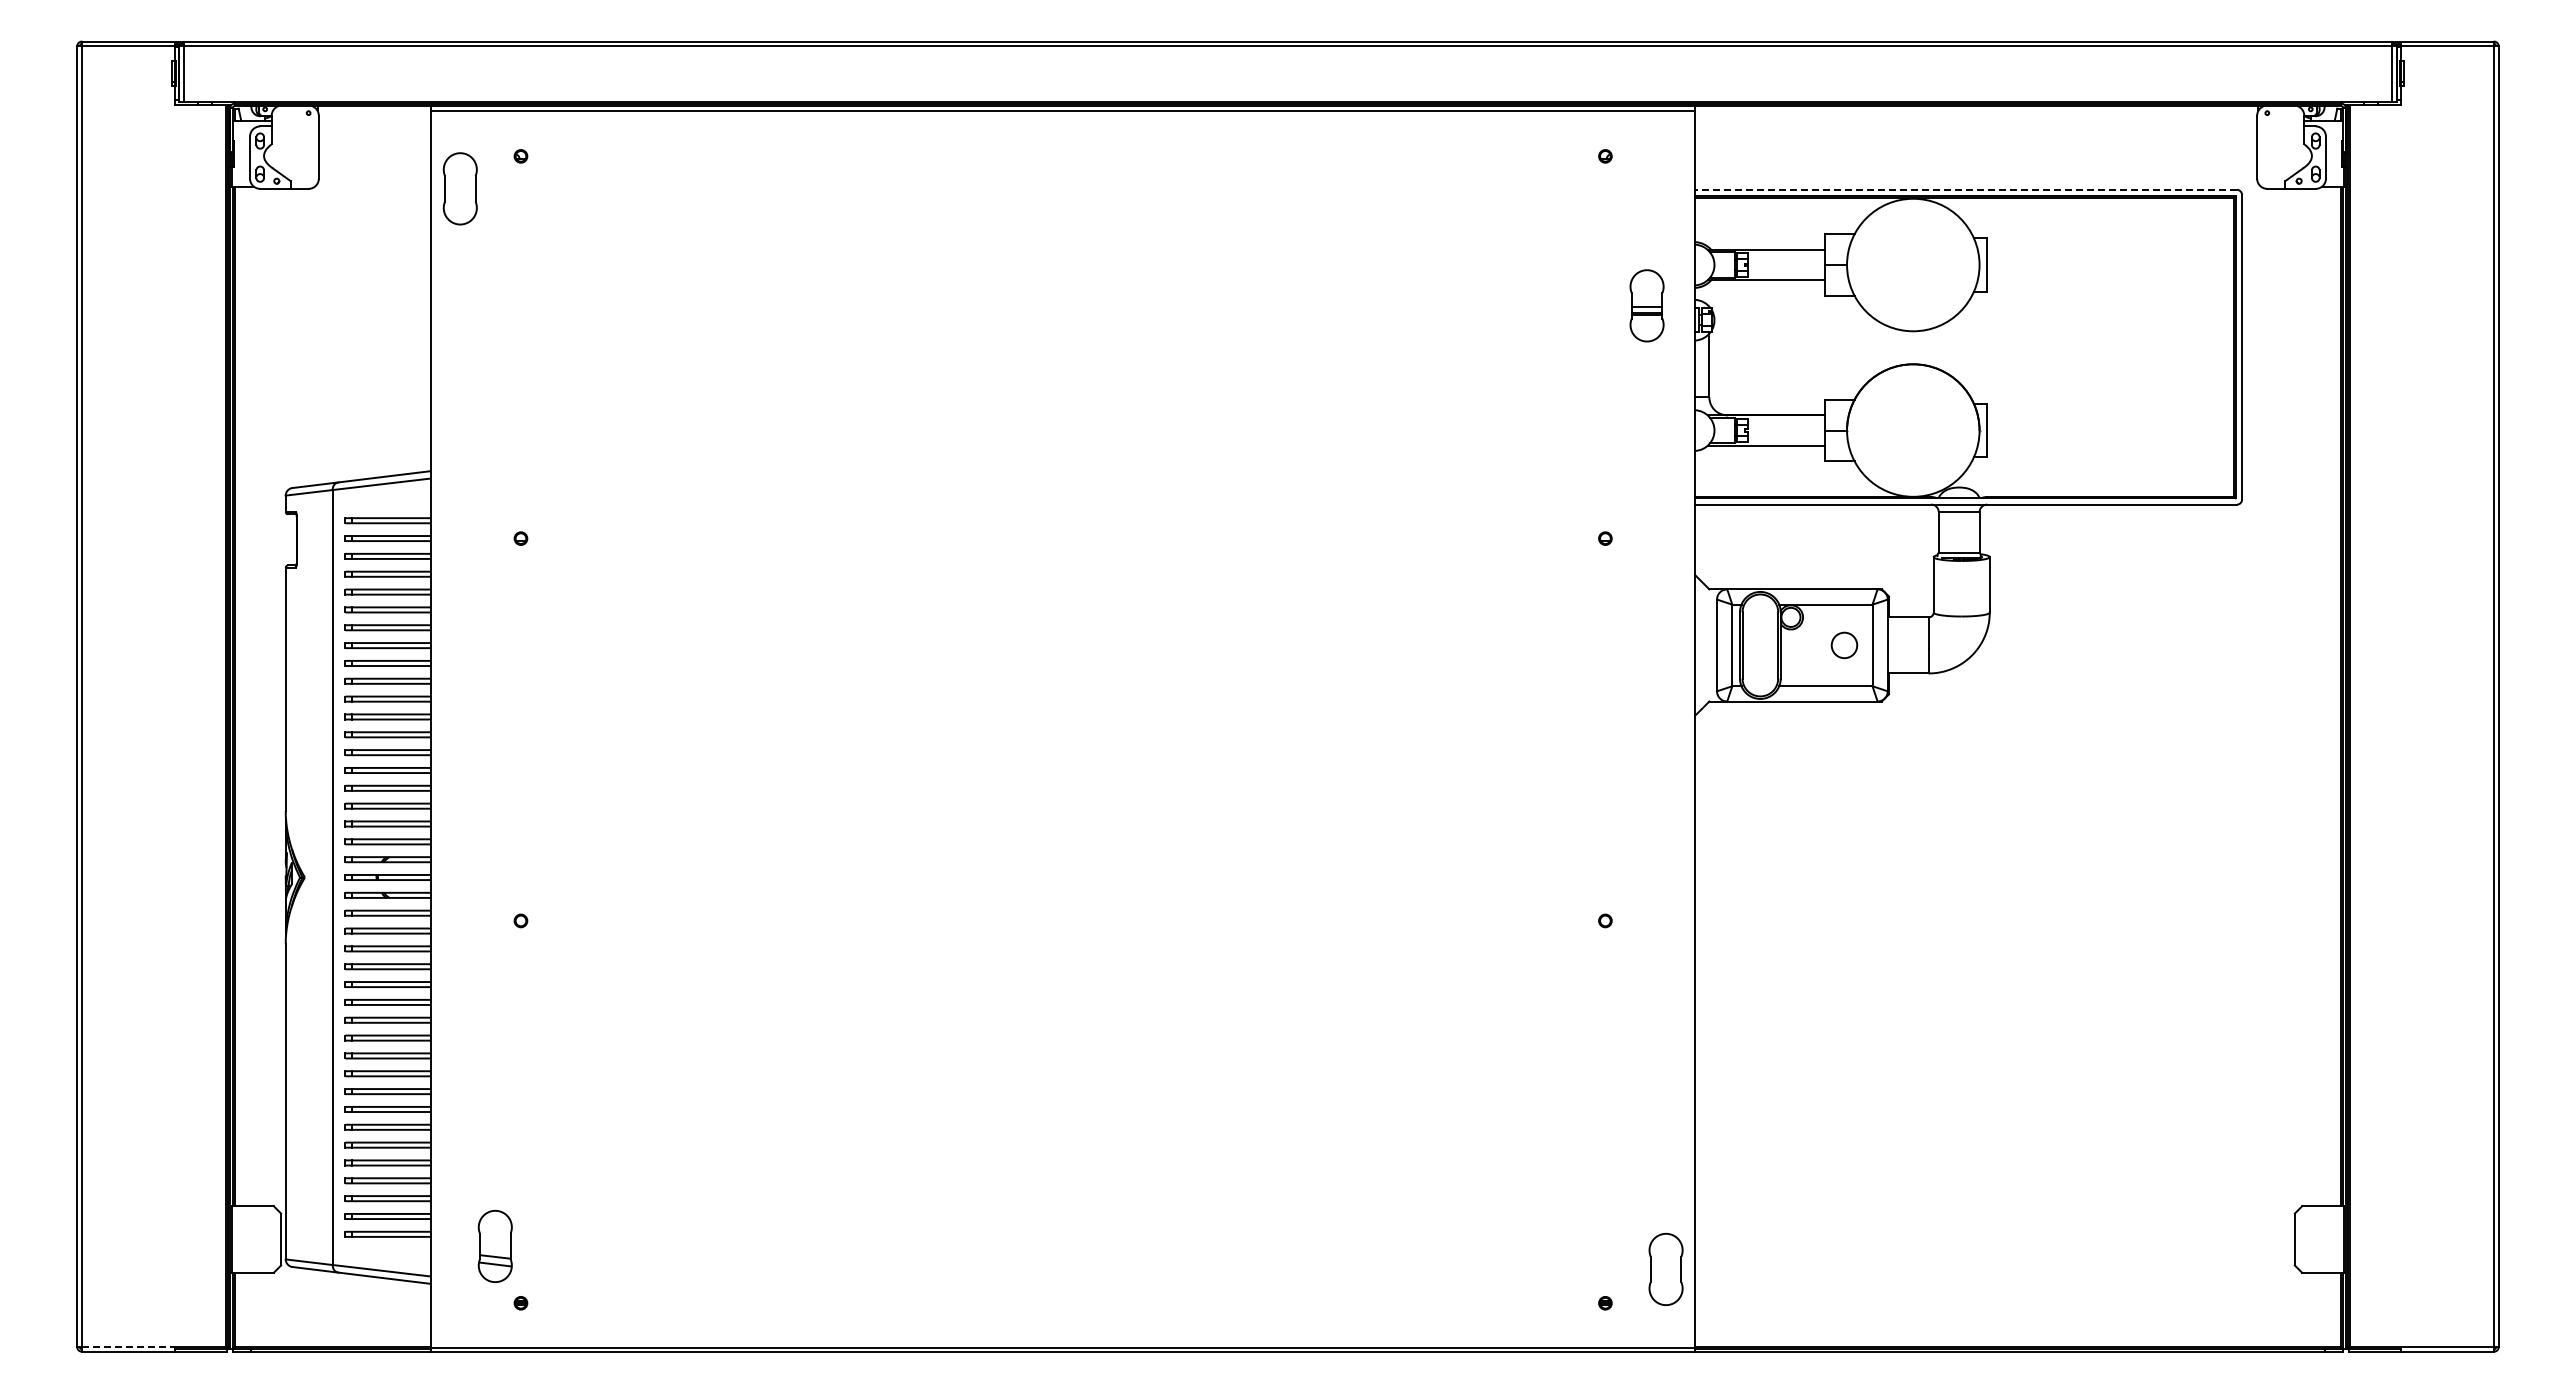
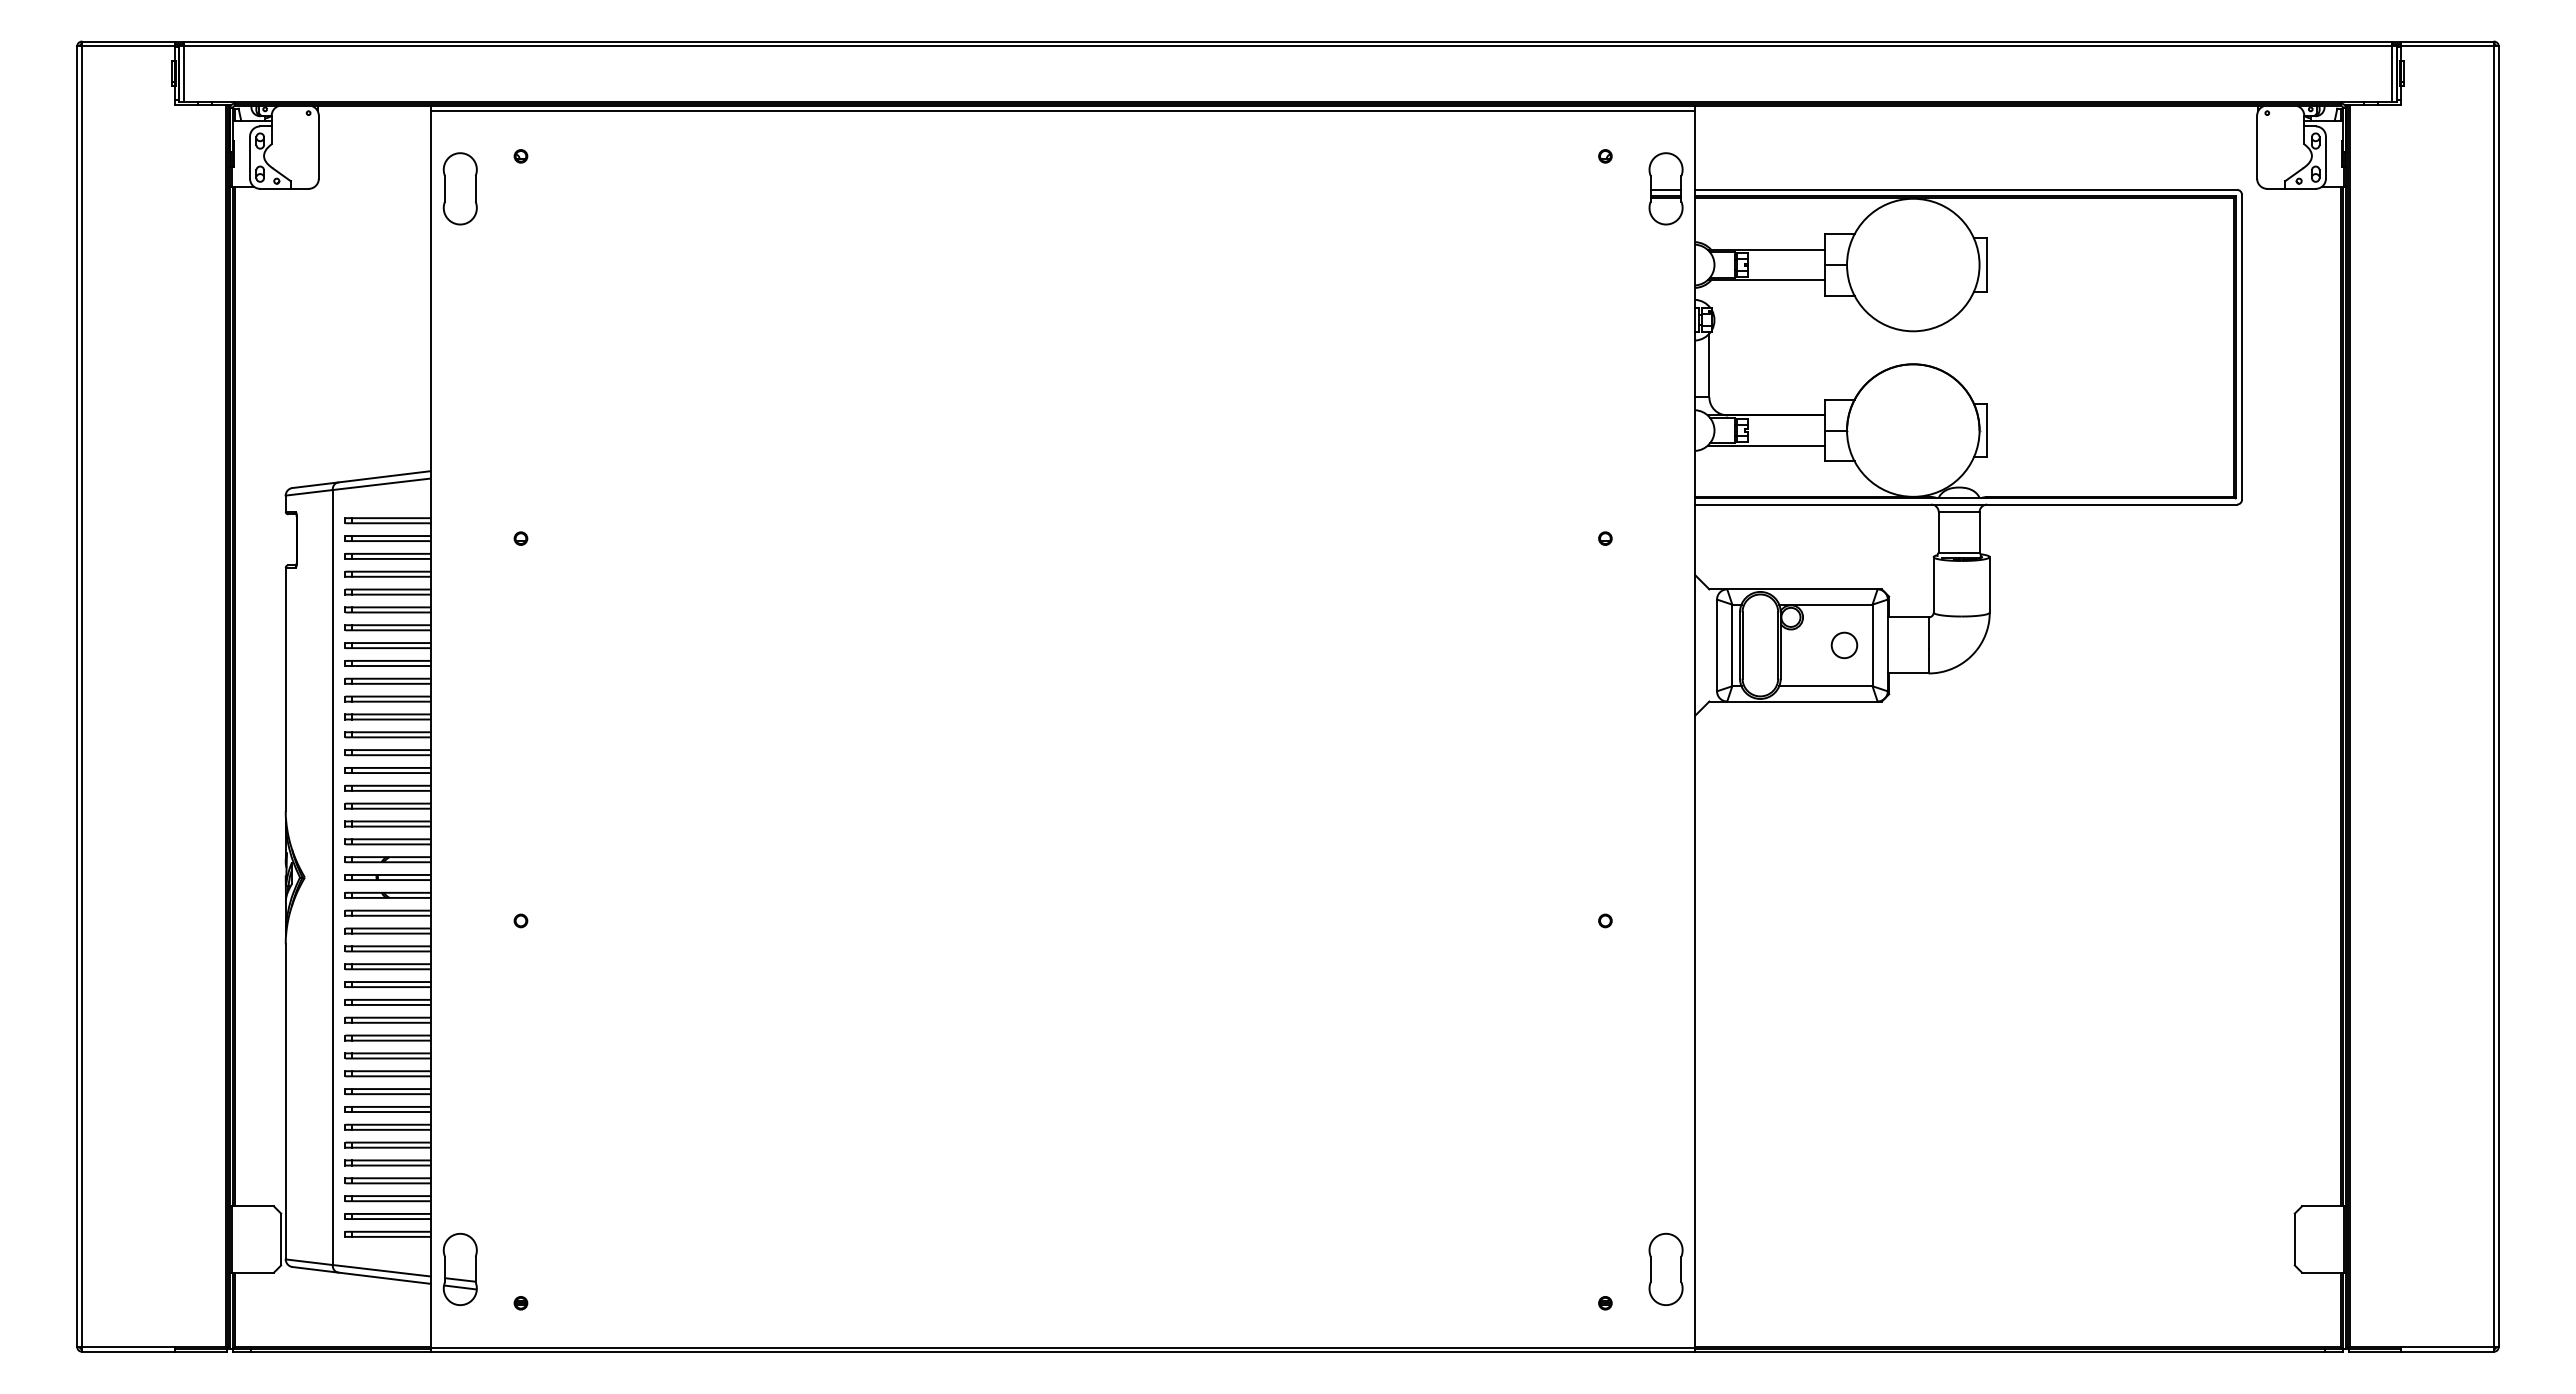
line: dashed -> solid (1966, 189)
part position: (1646, 305) -> (1665, 188) (1665, 188)
part position: (494, 1246) -> (459, 1269) (459, 1269)
line: dashed -> solid (128, 1347)
